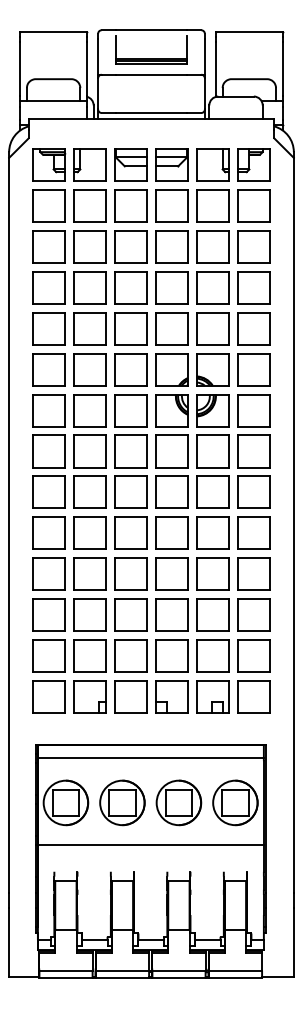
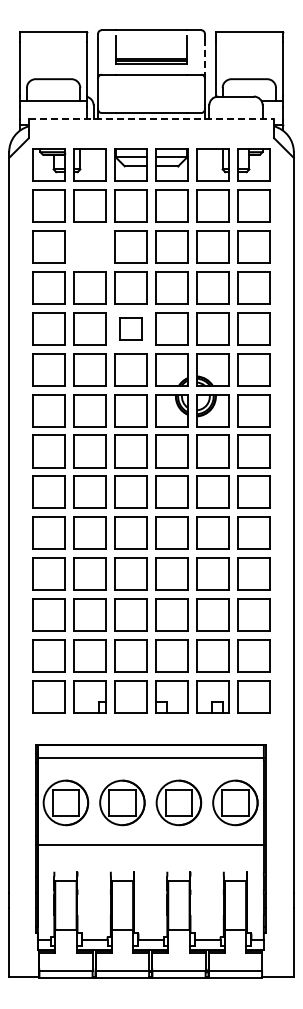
line: solid -> dashed (204, 57)
line: solid -> dashed (151, 118)
part: present -> none (89, 246)
part size: 34x34 px -> 24x24 px (130, 328)
